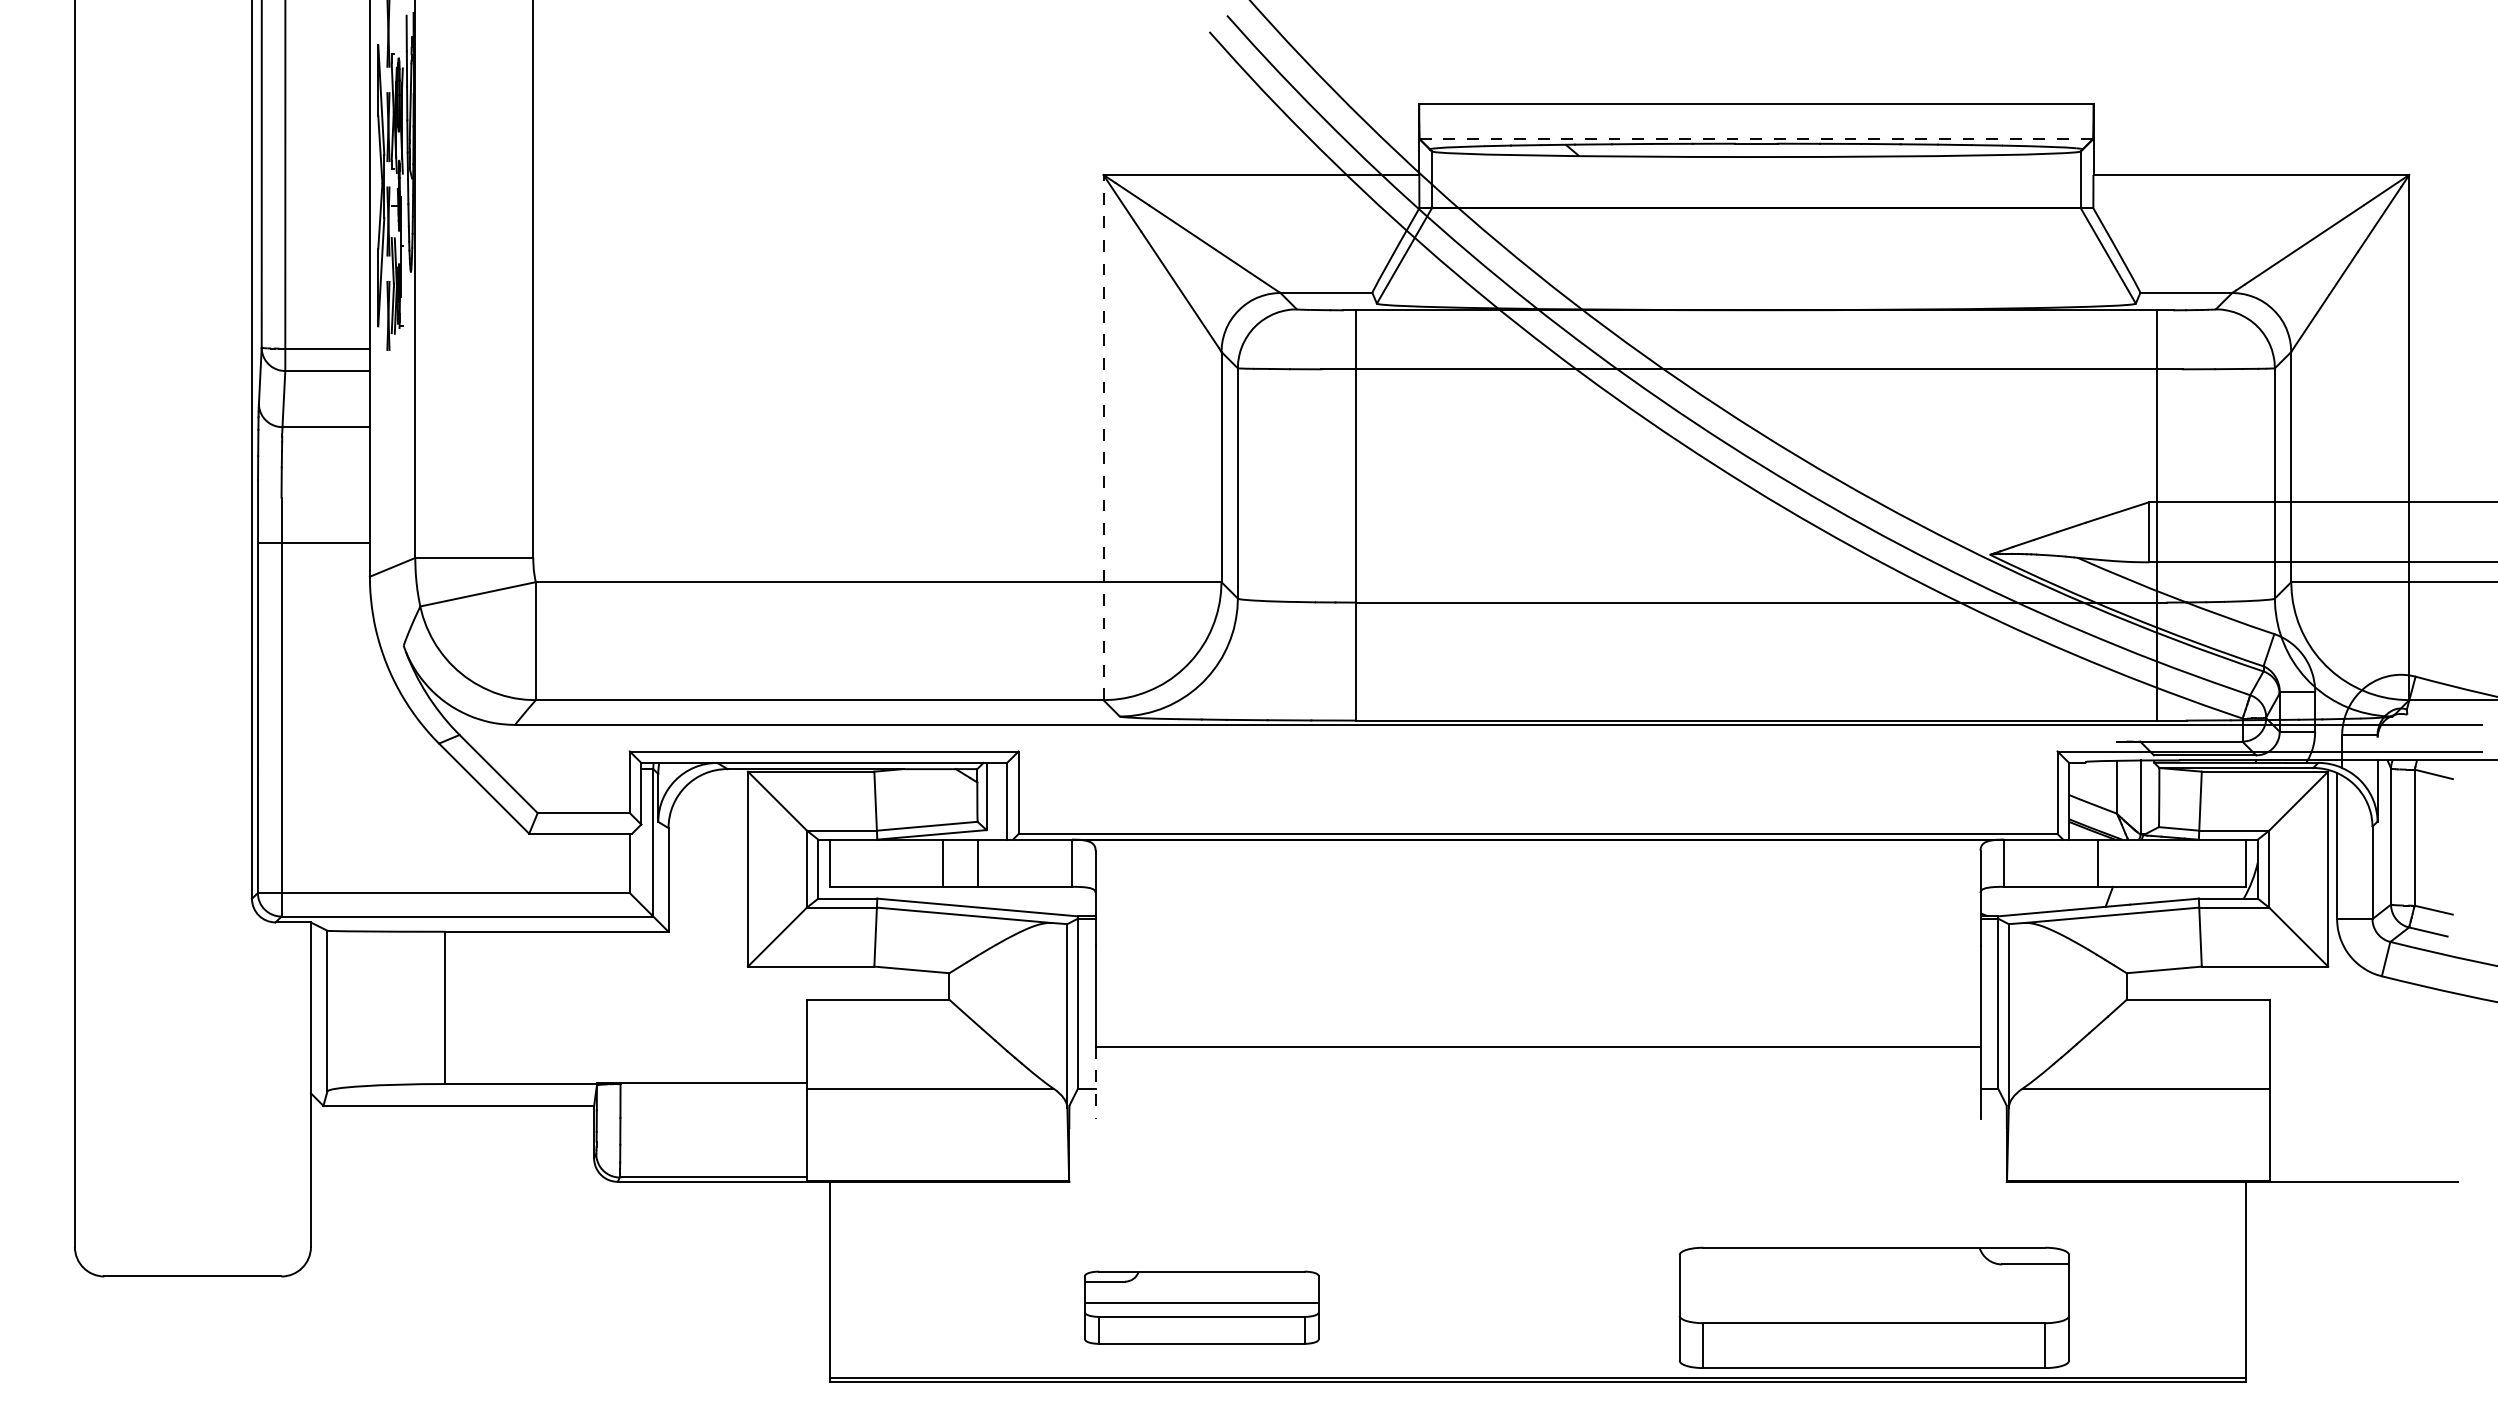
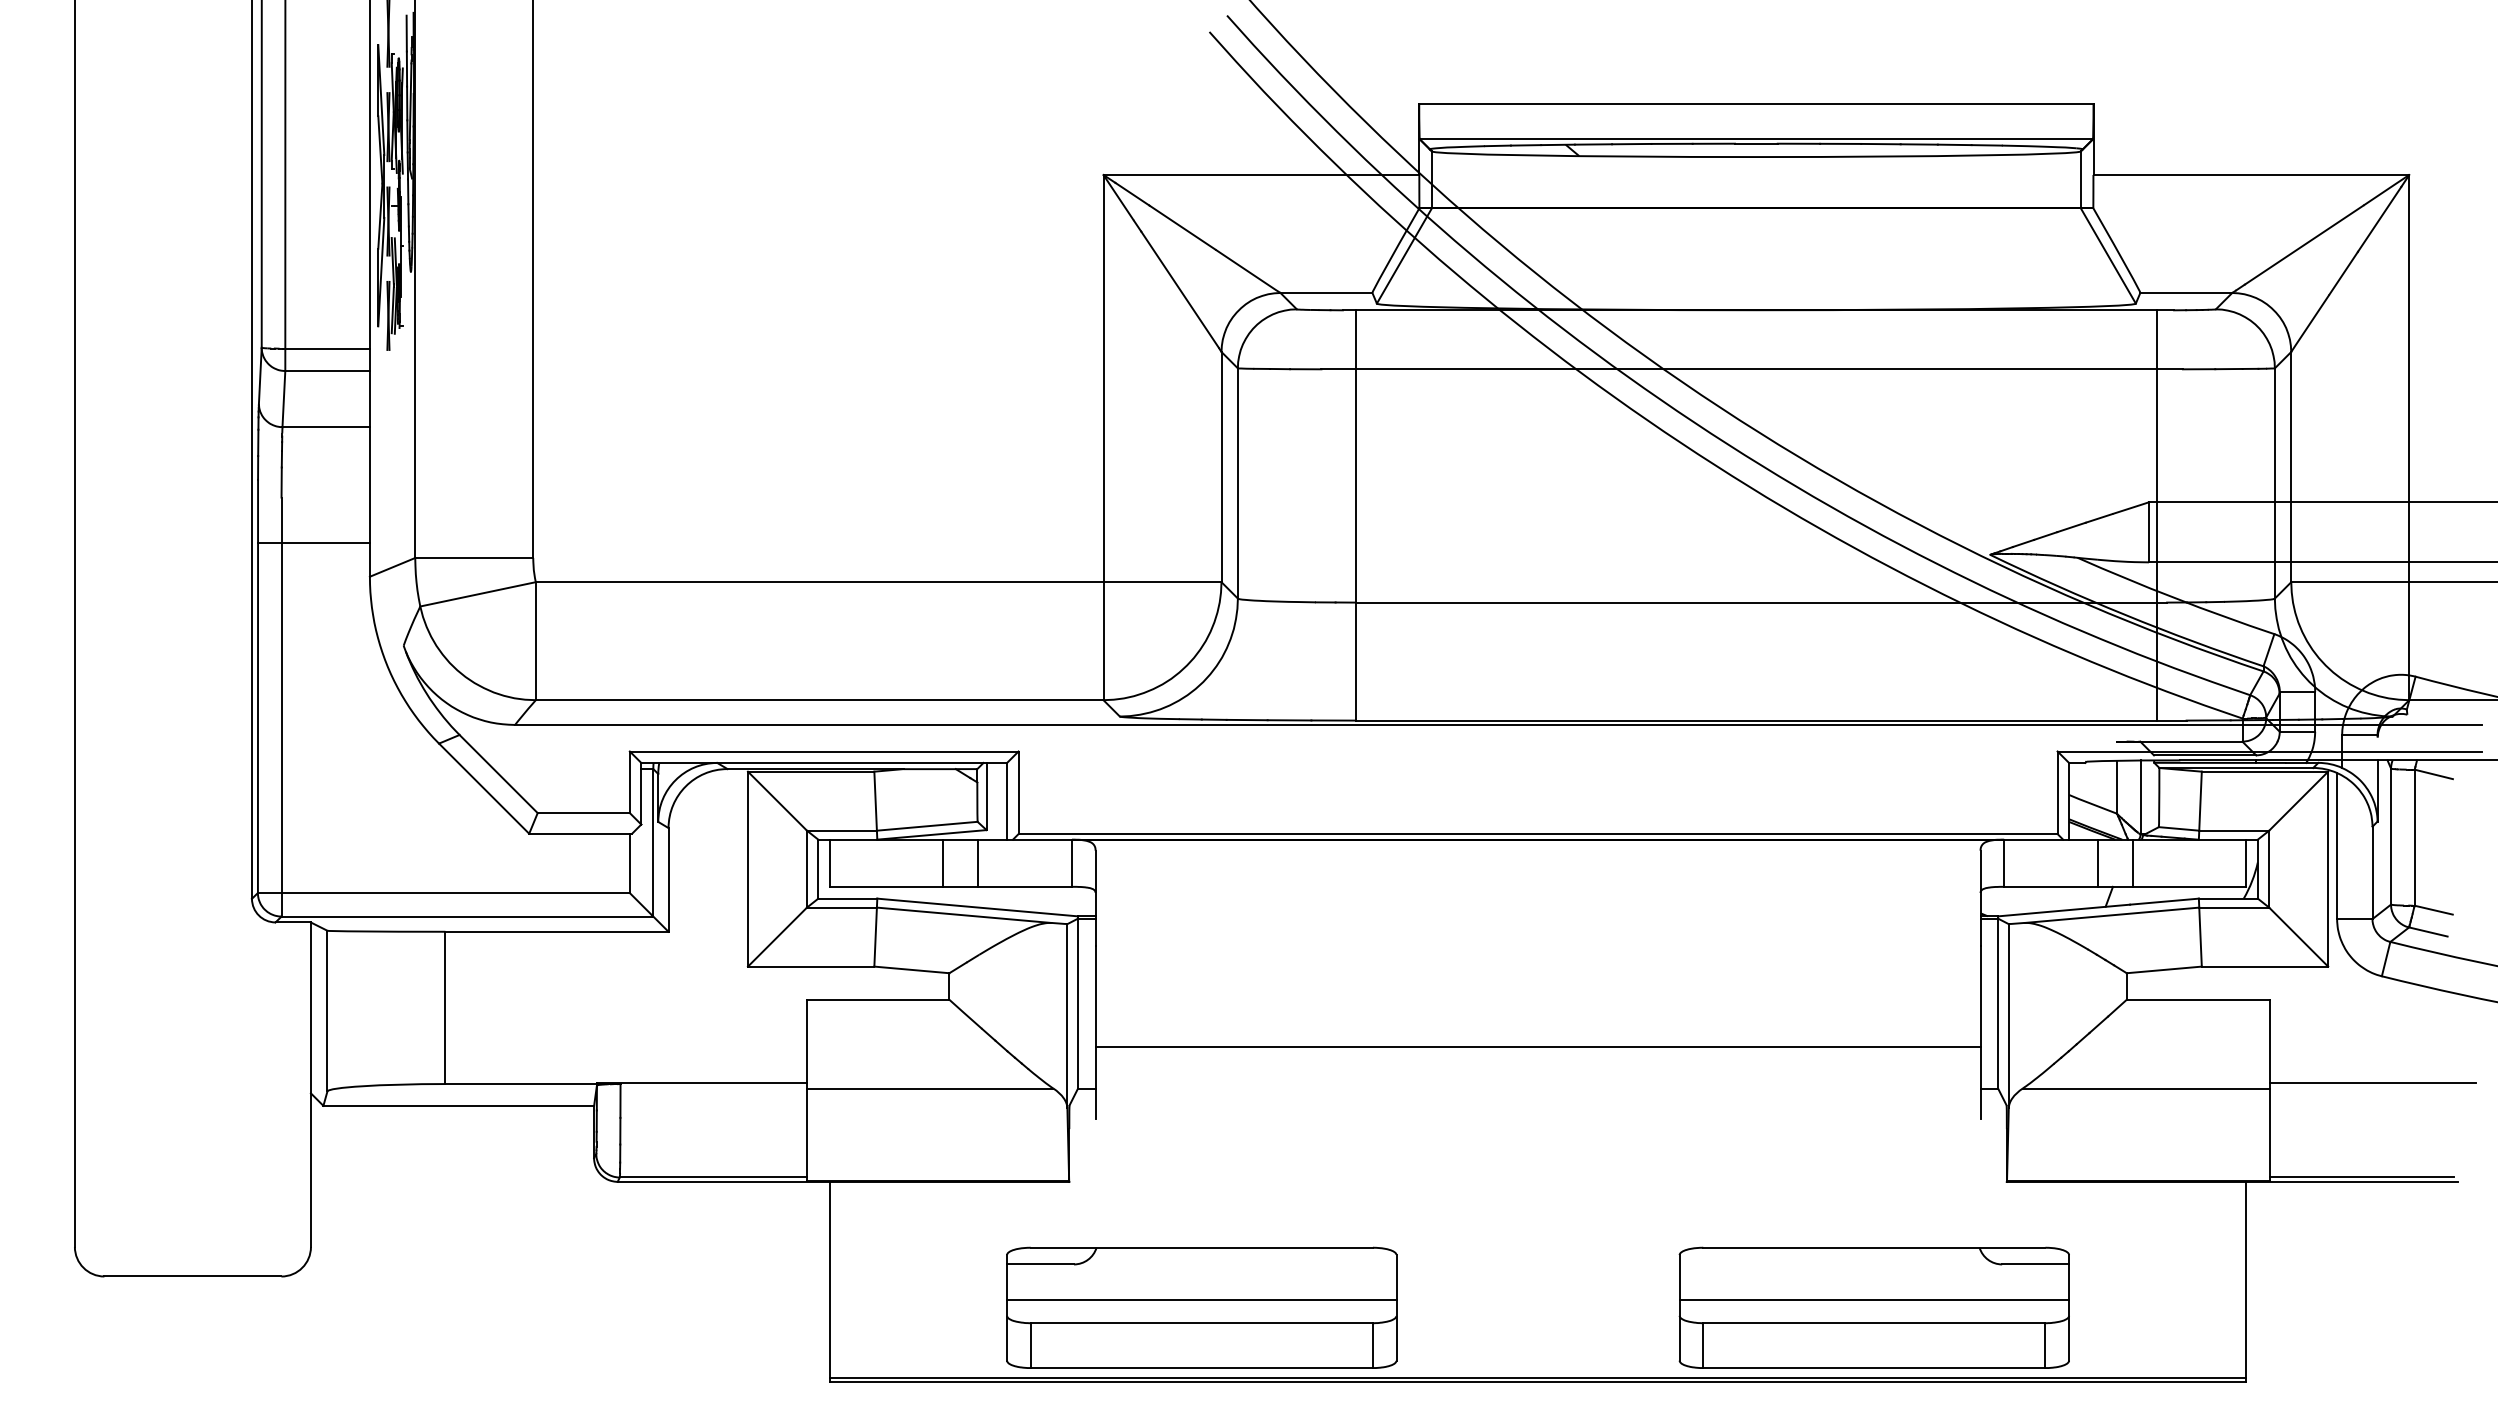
line: dashed -> solid (1756, 139)
line: dashed -> solid (1103, 437)
line: none -> present (2133, 862)
line: dashed -> solid (1095, 1083)
line: none -> present (2372, 1083)
line: none -> present (2361, 1177)
line: none -> present (1874, 1299)
part size: 236x75 px -> 392x123 px (1201, 1307)
